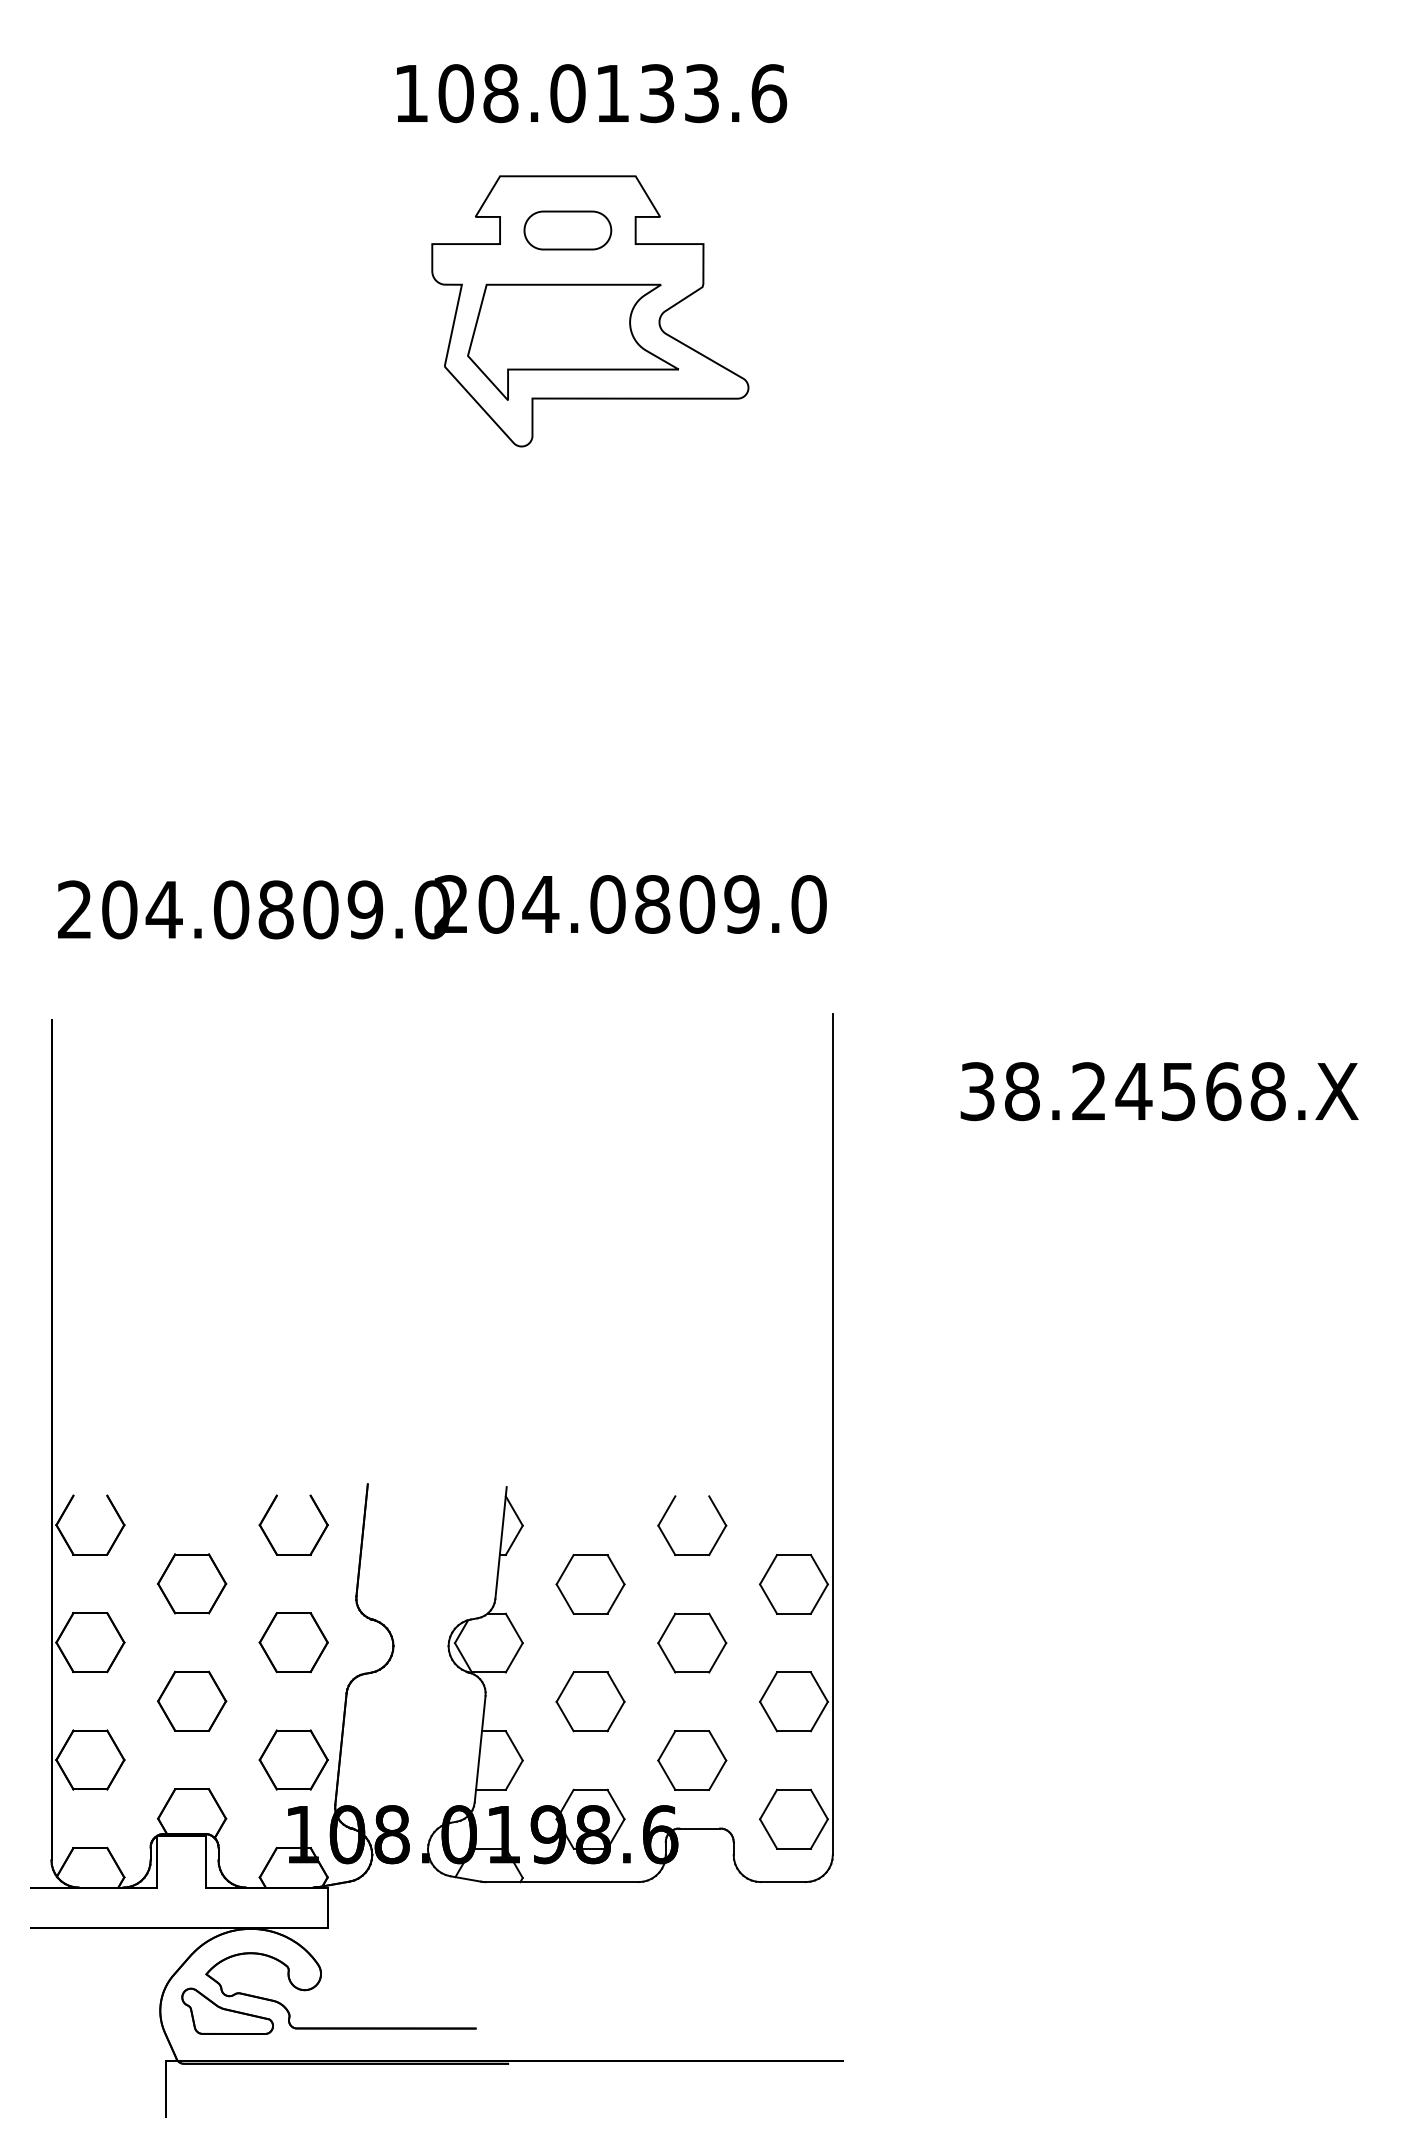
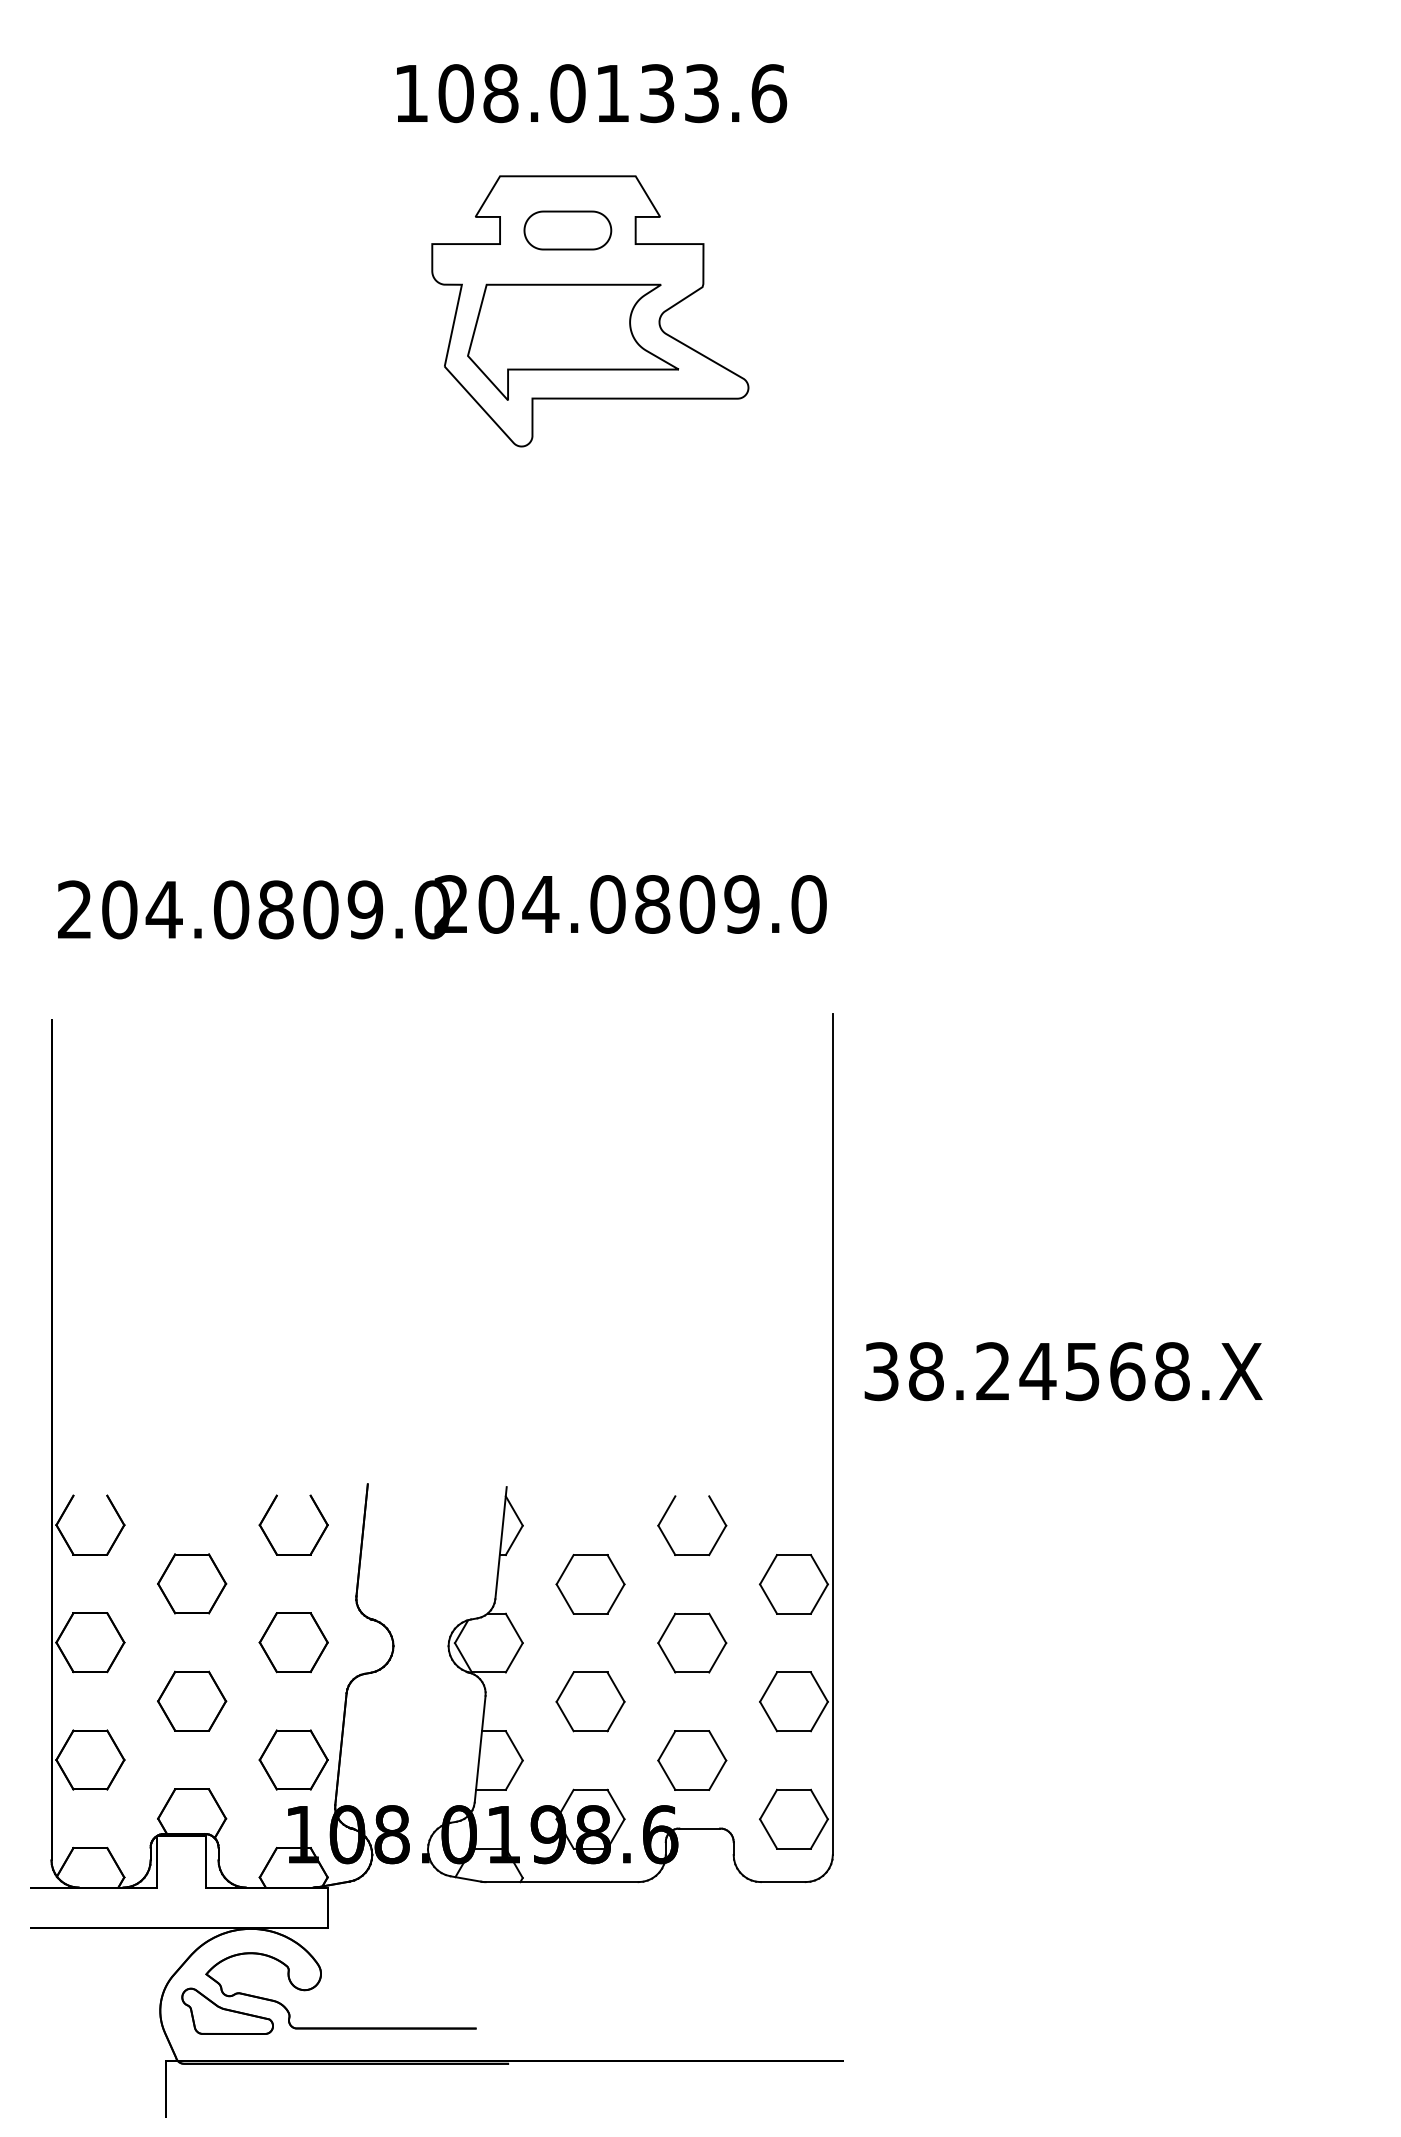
text position: (1159, 1091) -> (1063, 1371) (1063, 1371)
